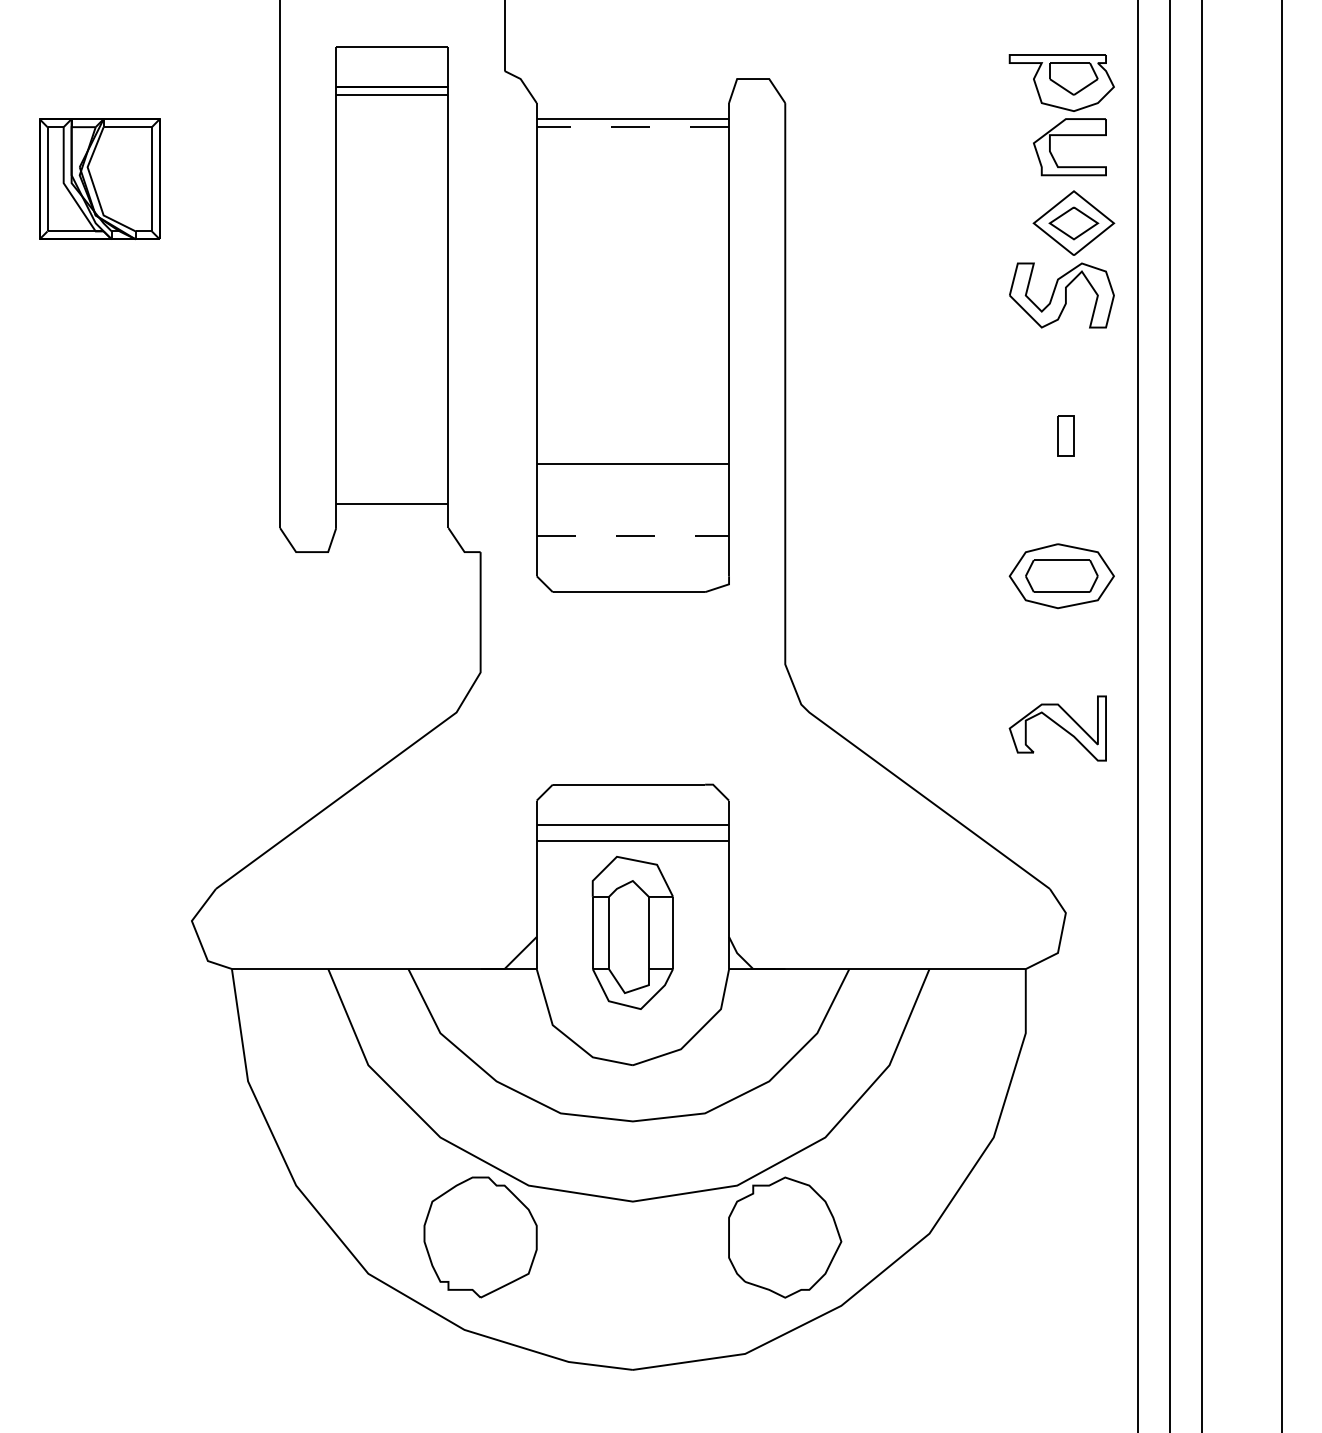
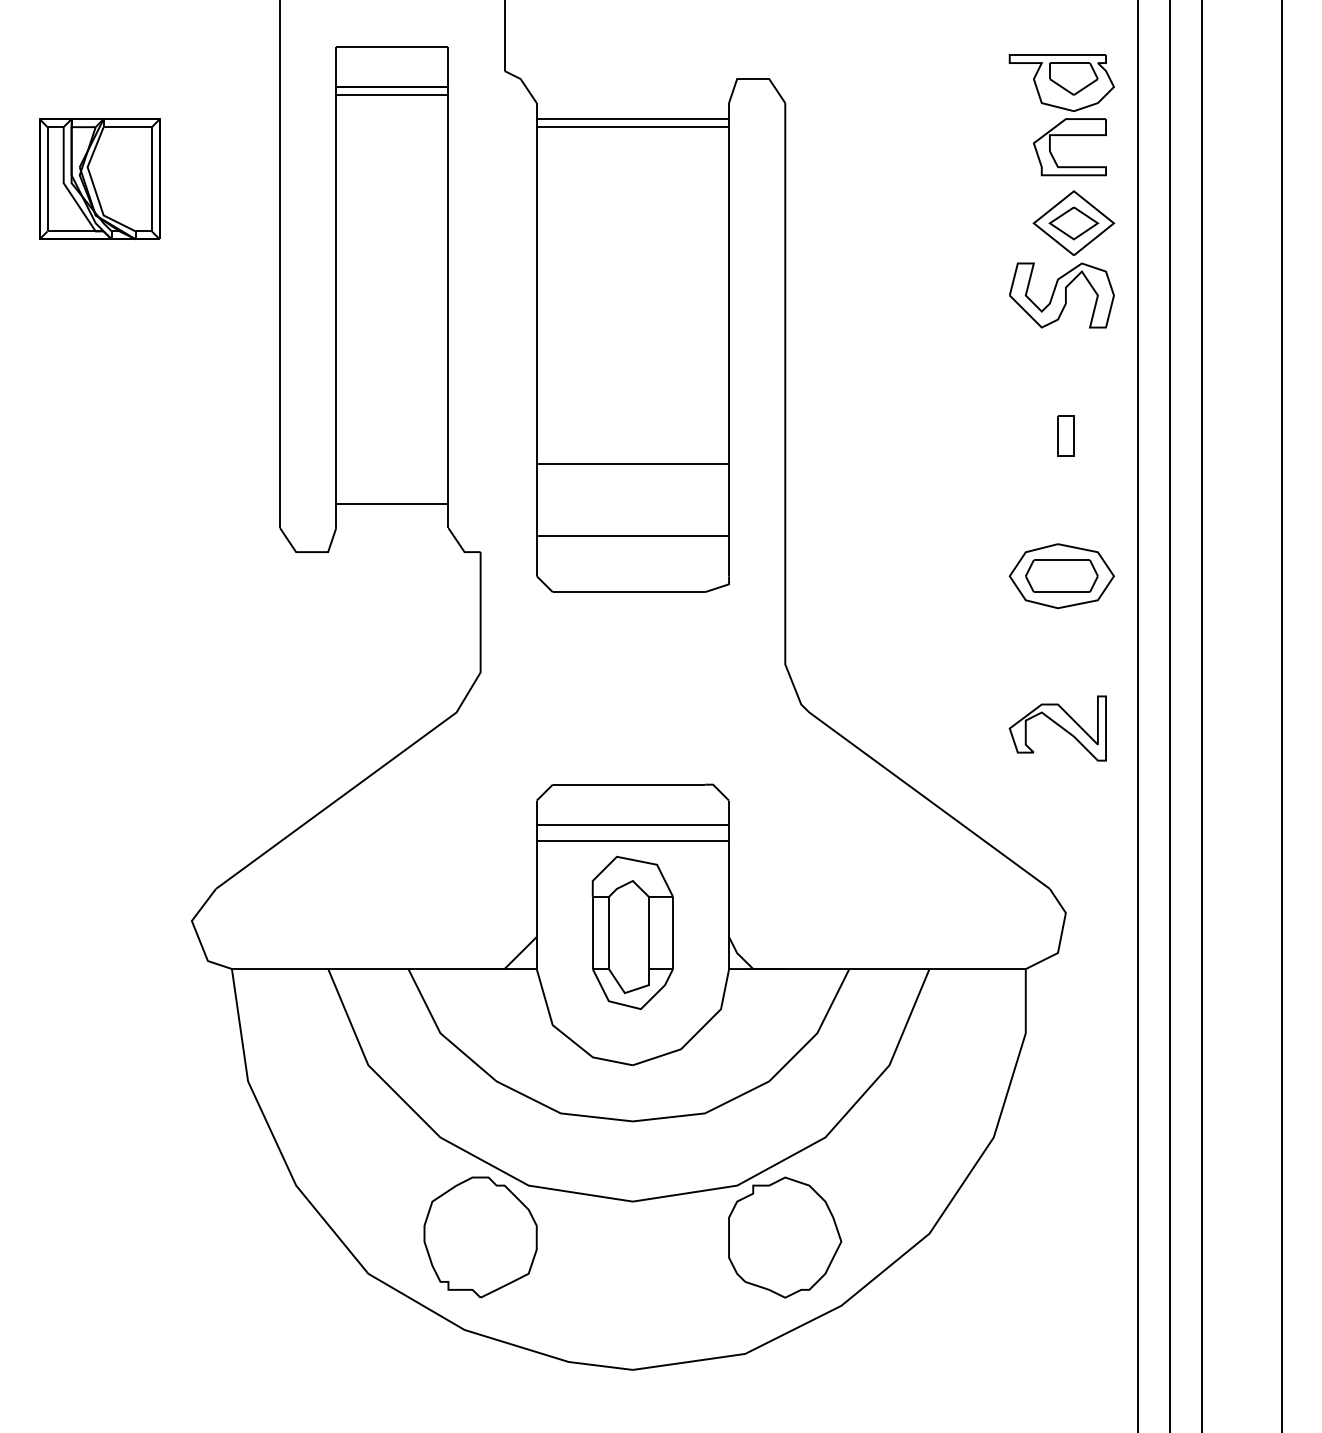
line: dashed -> solid (632, 127)
line: dashed -> solid (633, 536)
